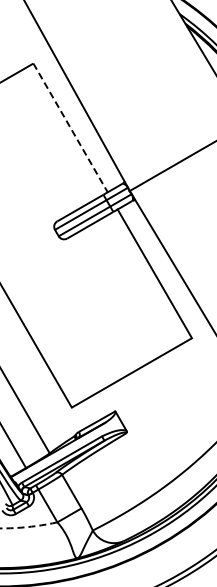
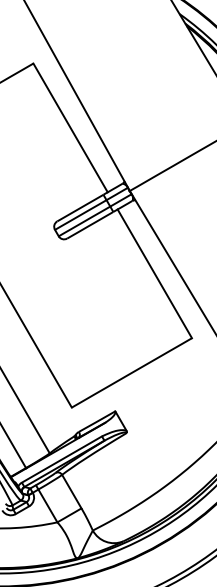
line: dashed -> solid (70, 128)
arc: dashed -> solid (29, 526)
